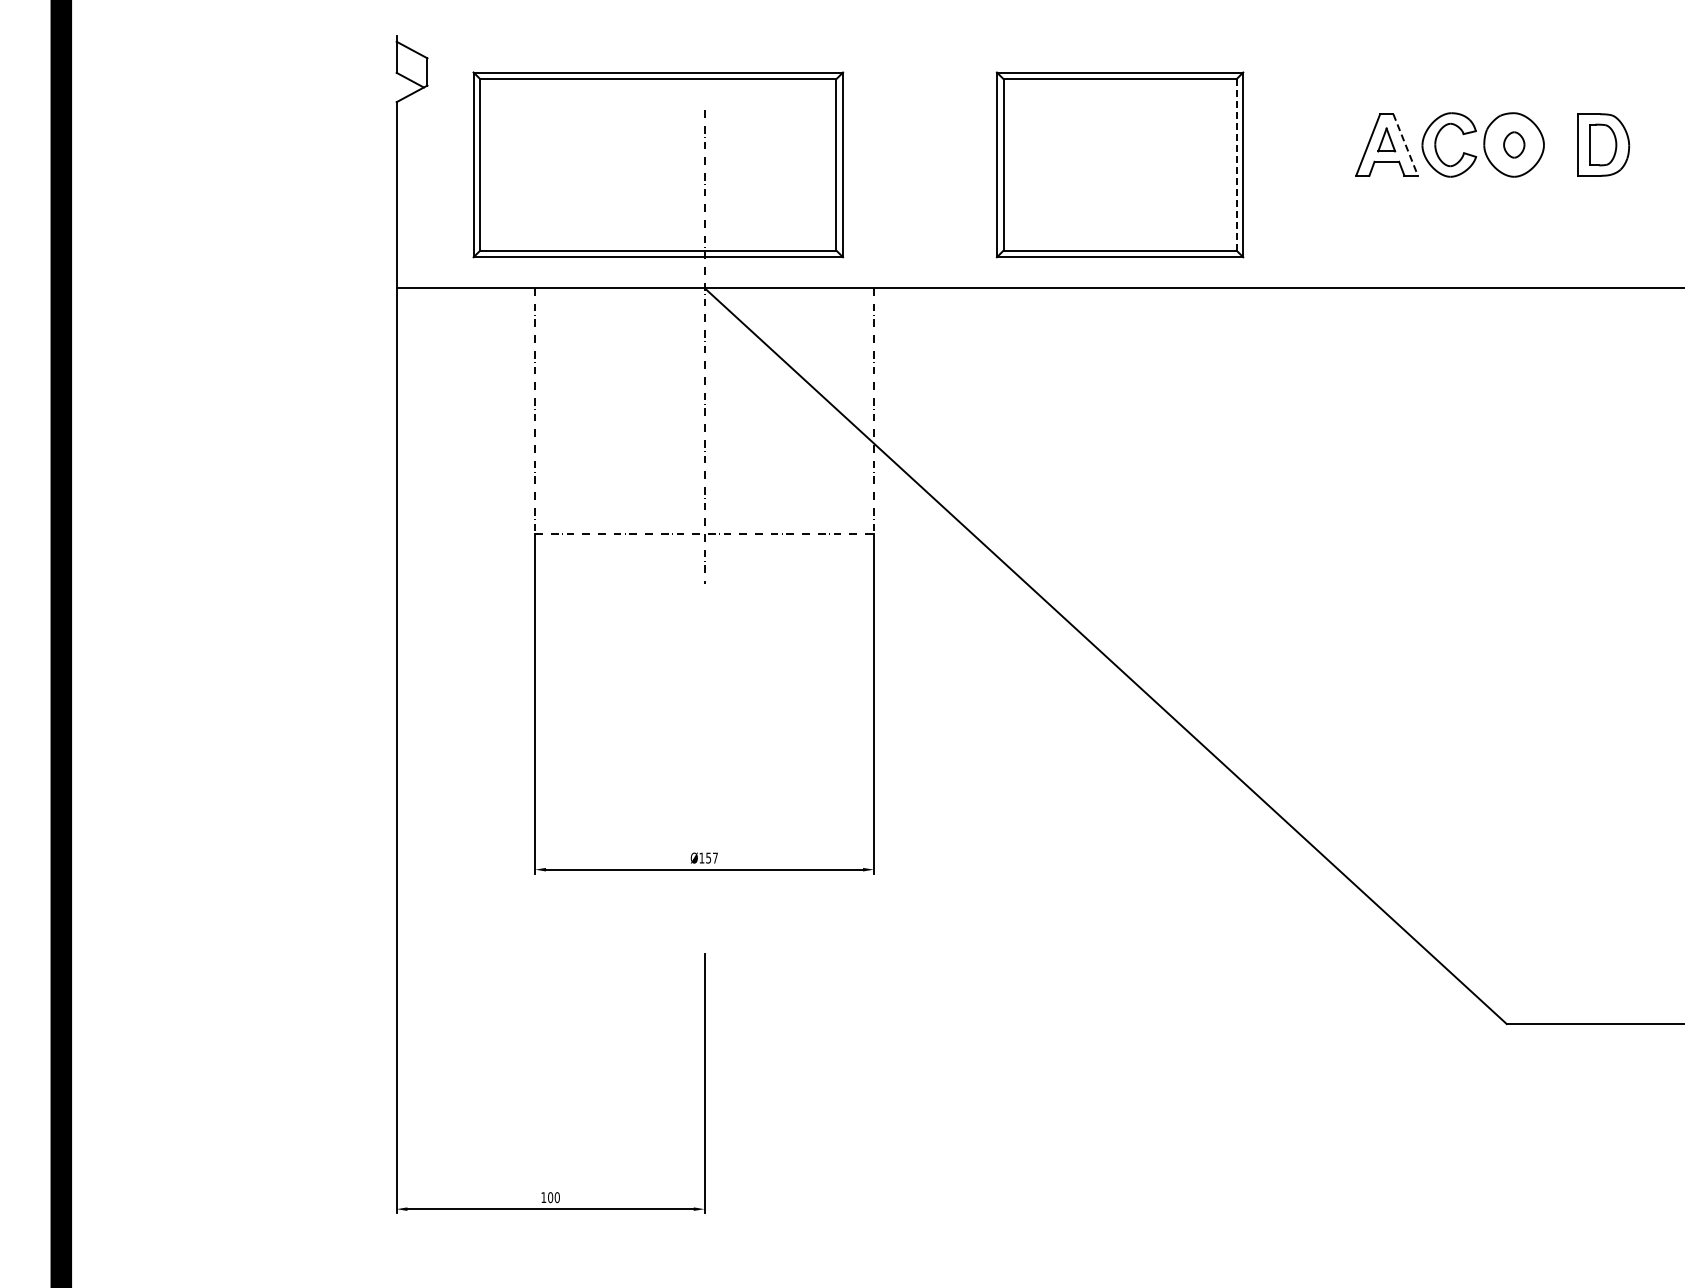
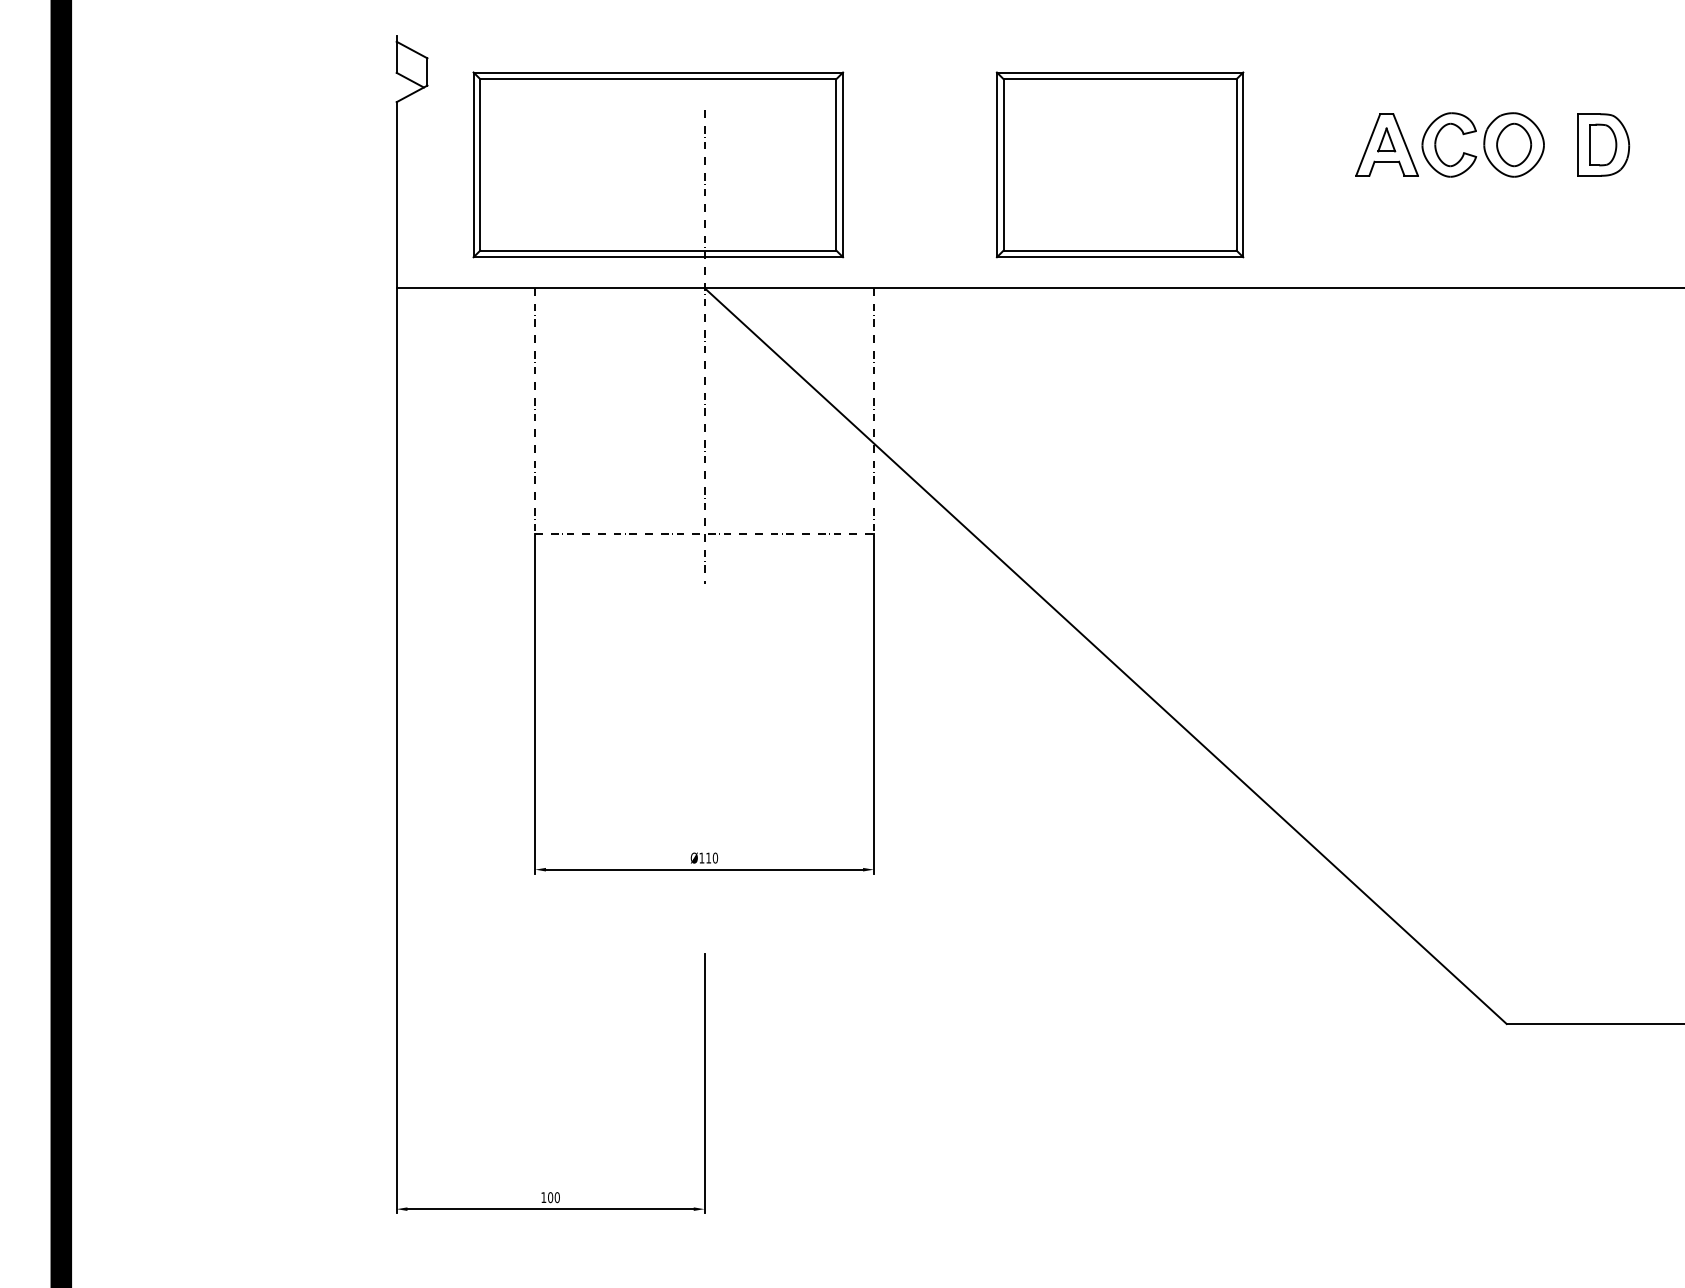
part size: 23x28 px -> 37x46 px (1514, 144)
line: dashed -> solid (1405, 145)
line: dashed -> solid (1236, 164)
text: Ø157 -> Ø110 (712, 857)
